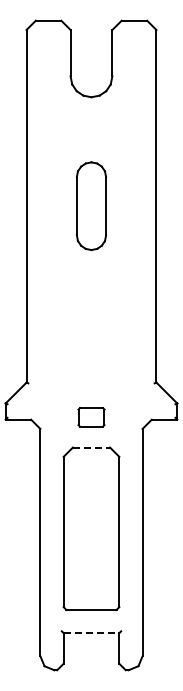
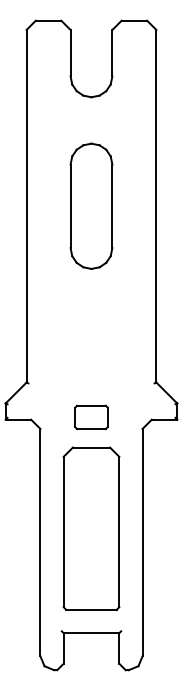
part size: 33x90 px -> 45x128 px (91, 205)
part size: 29x21 px -> 35x26 px (91, 416)
line: dashed -> solid (91, 447)
line: dashed -> solid (91, 633)
